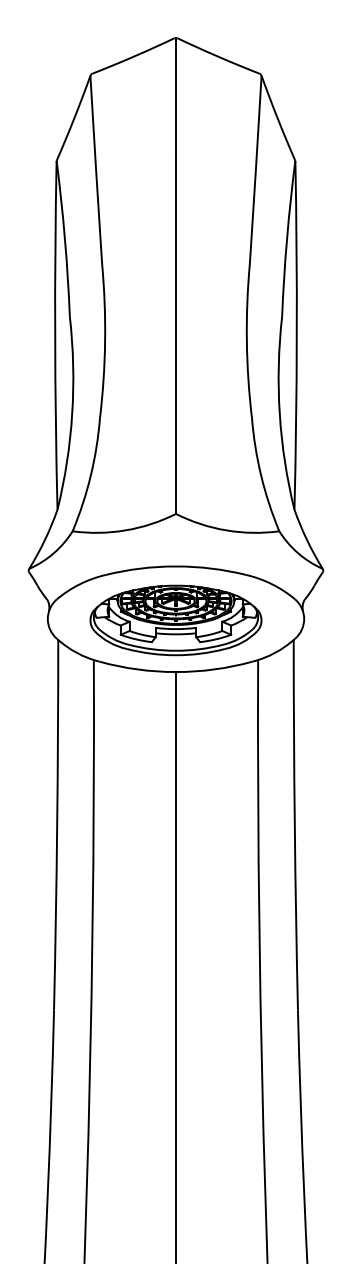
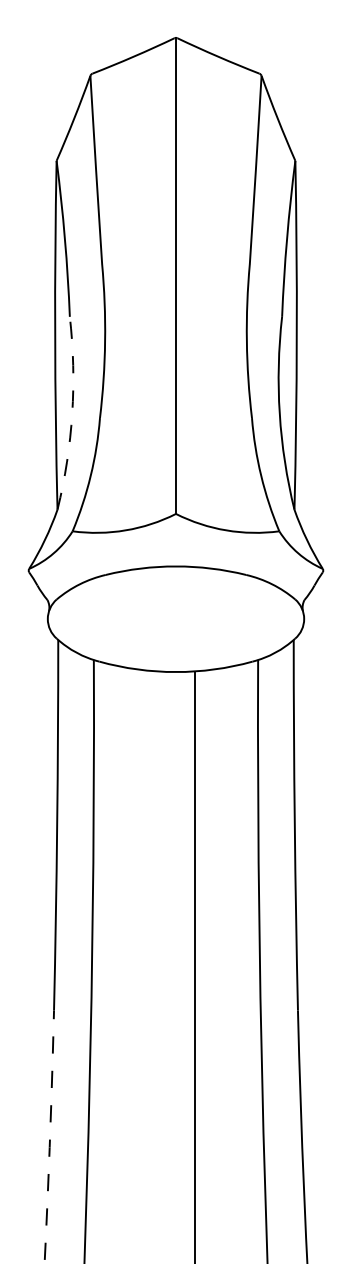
arc: solid -> dashed (72, 413)
part: present -> none (175, 620)
line position: (176, 966) -> (195, 966) (195, 966)
arc: solid -> dashed (50, 1136)
